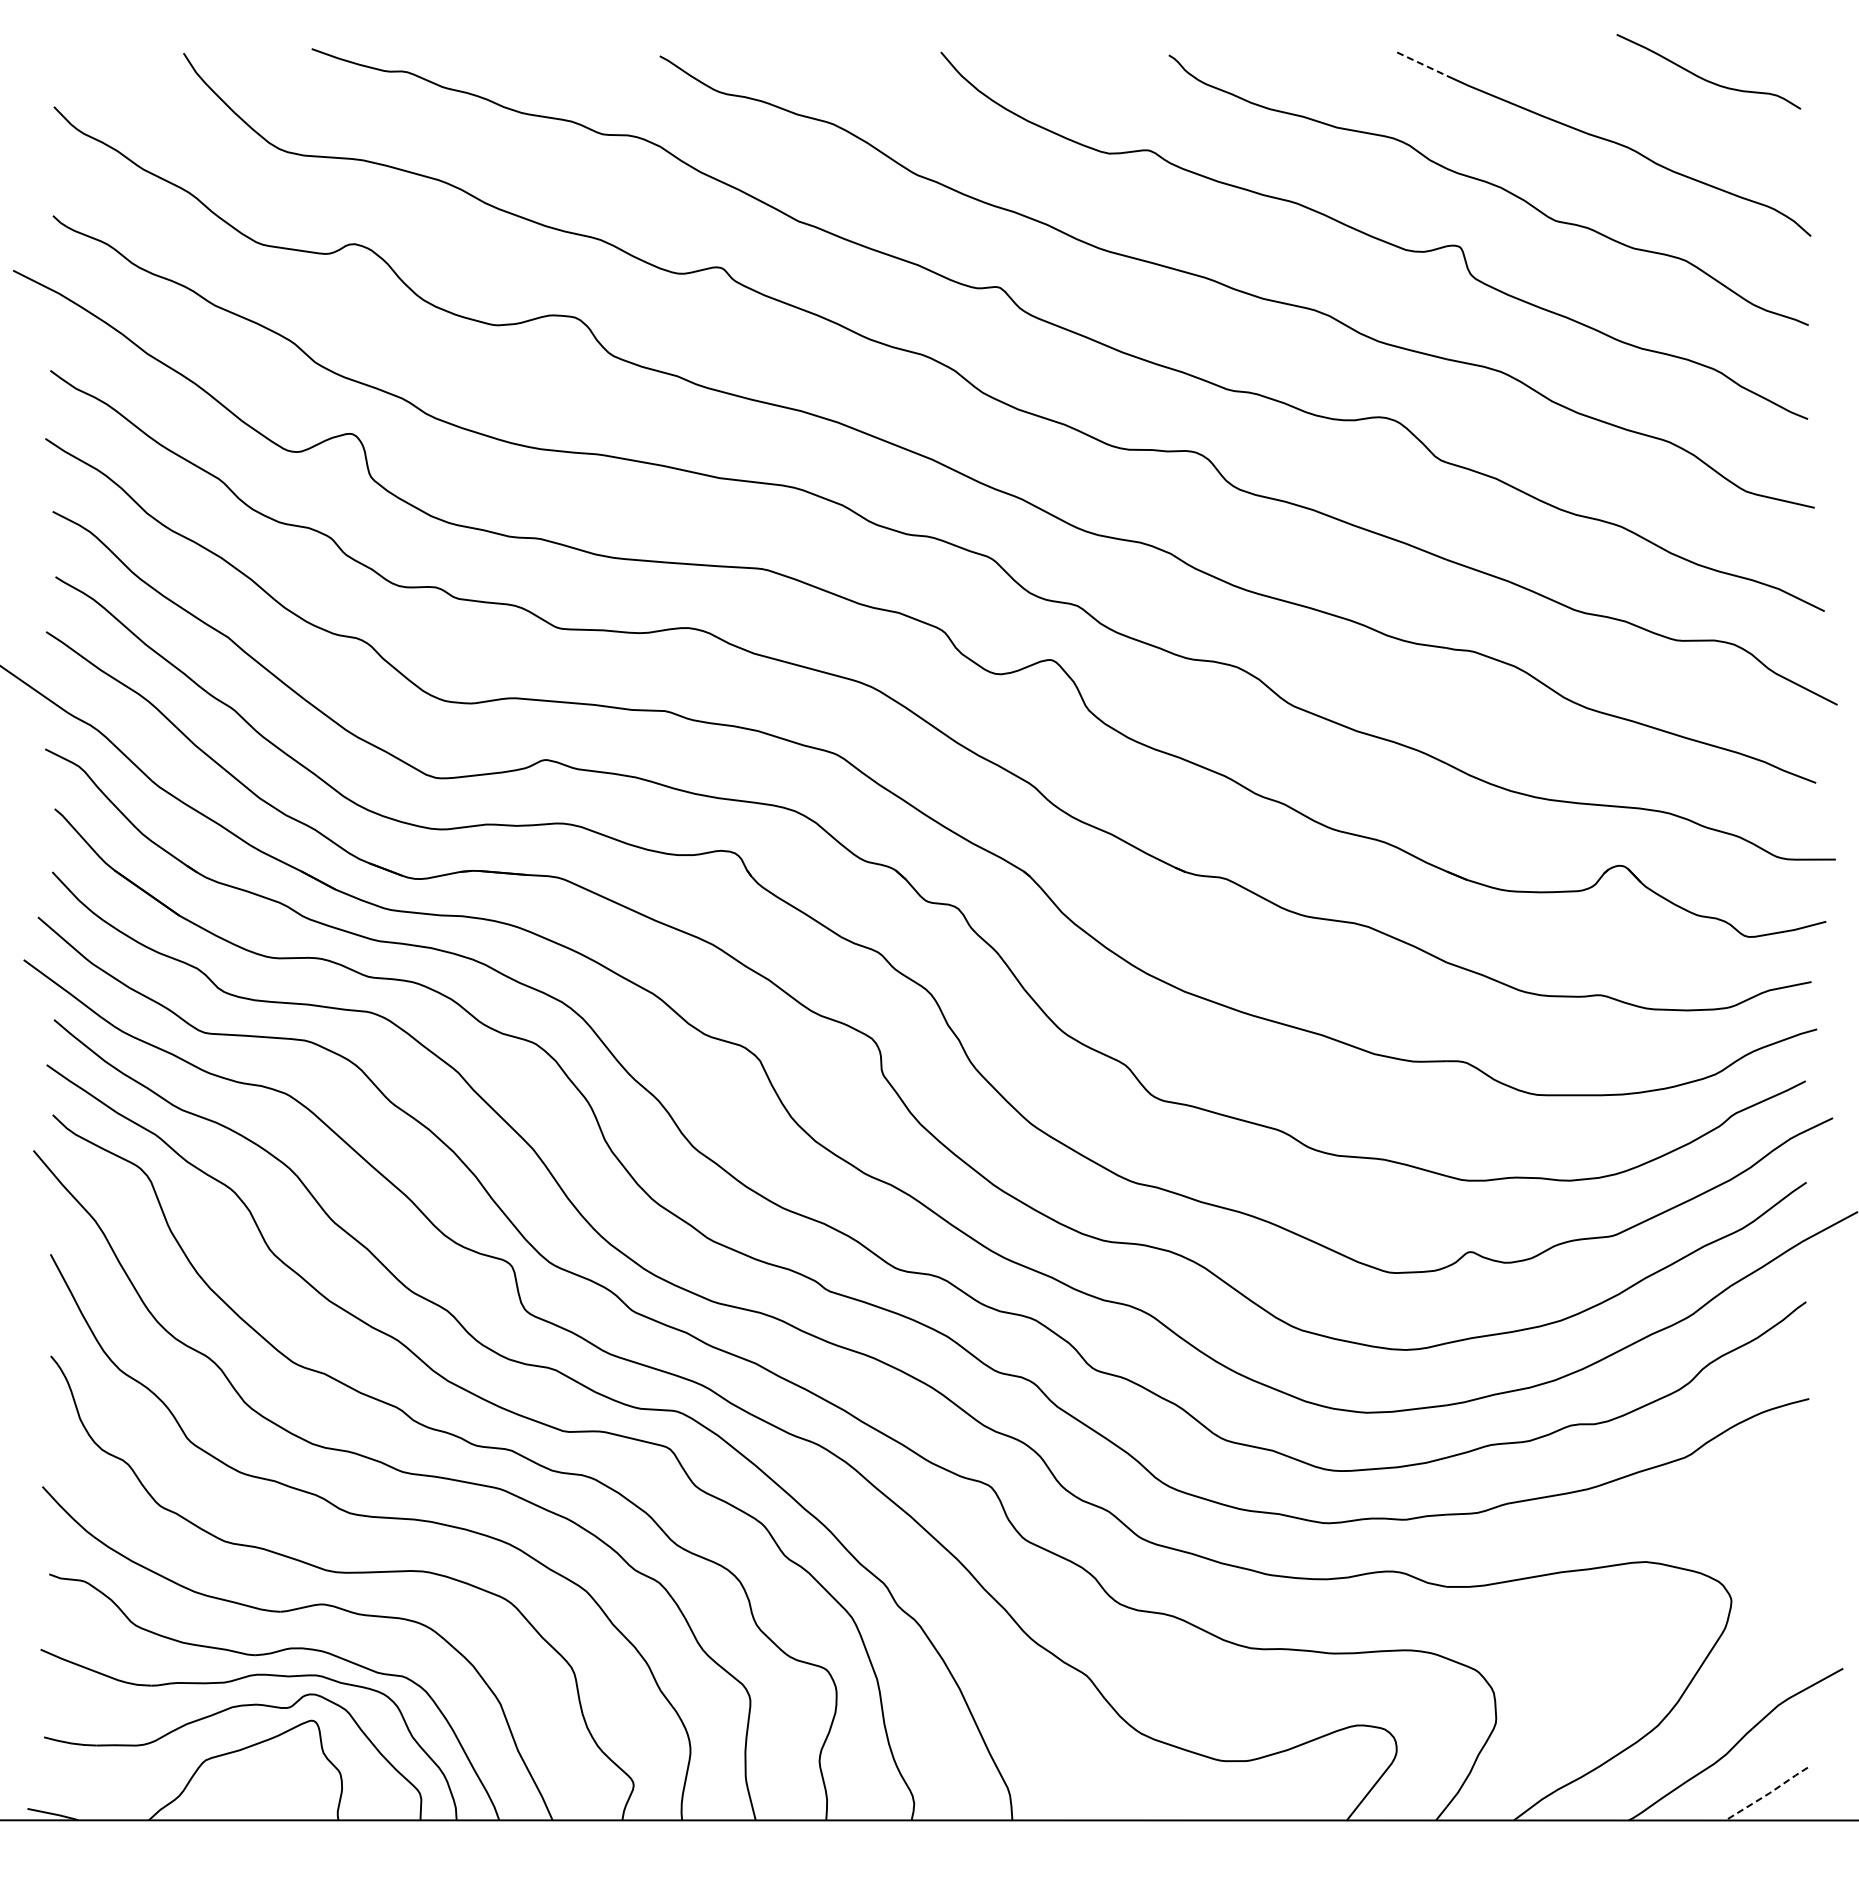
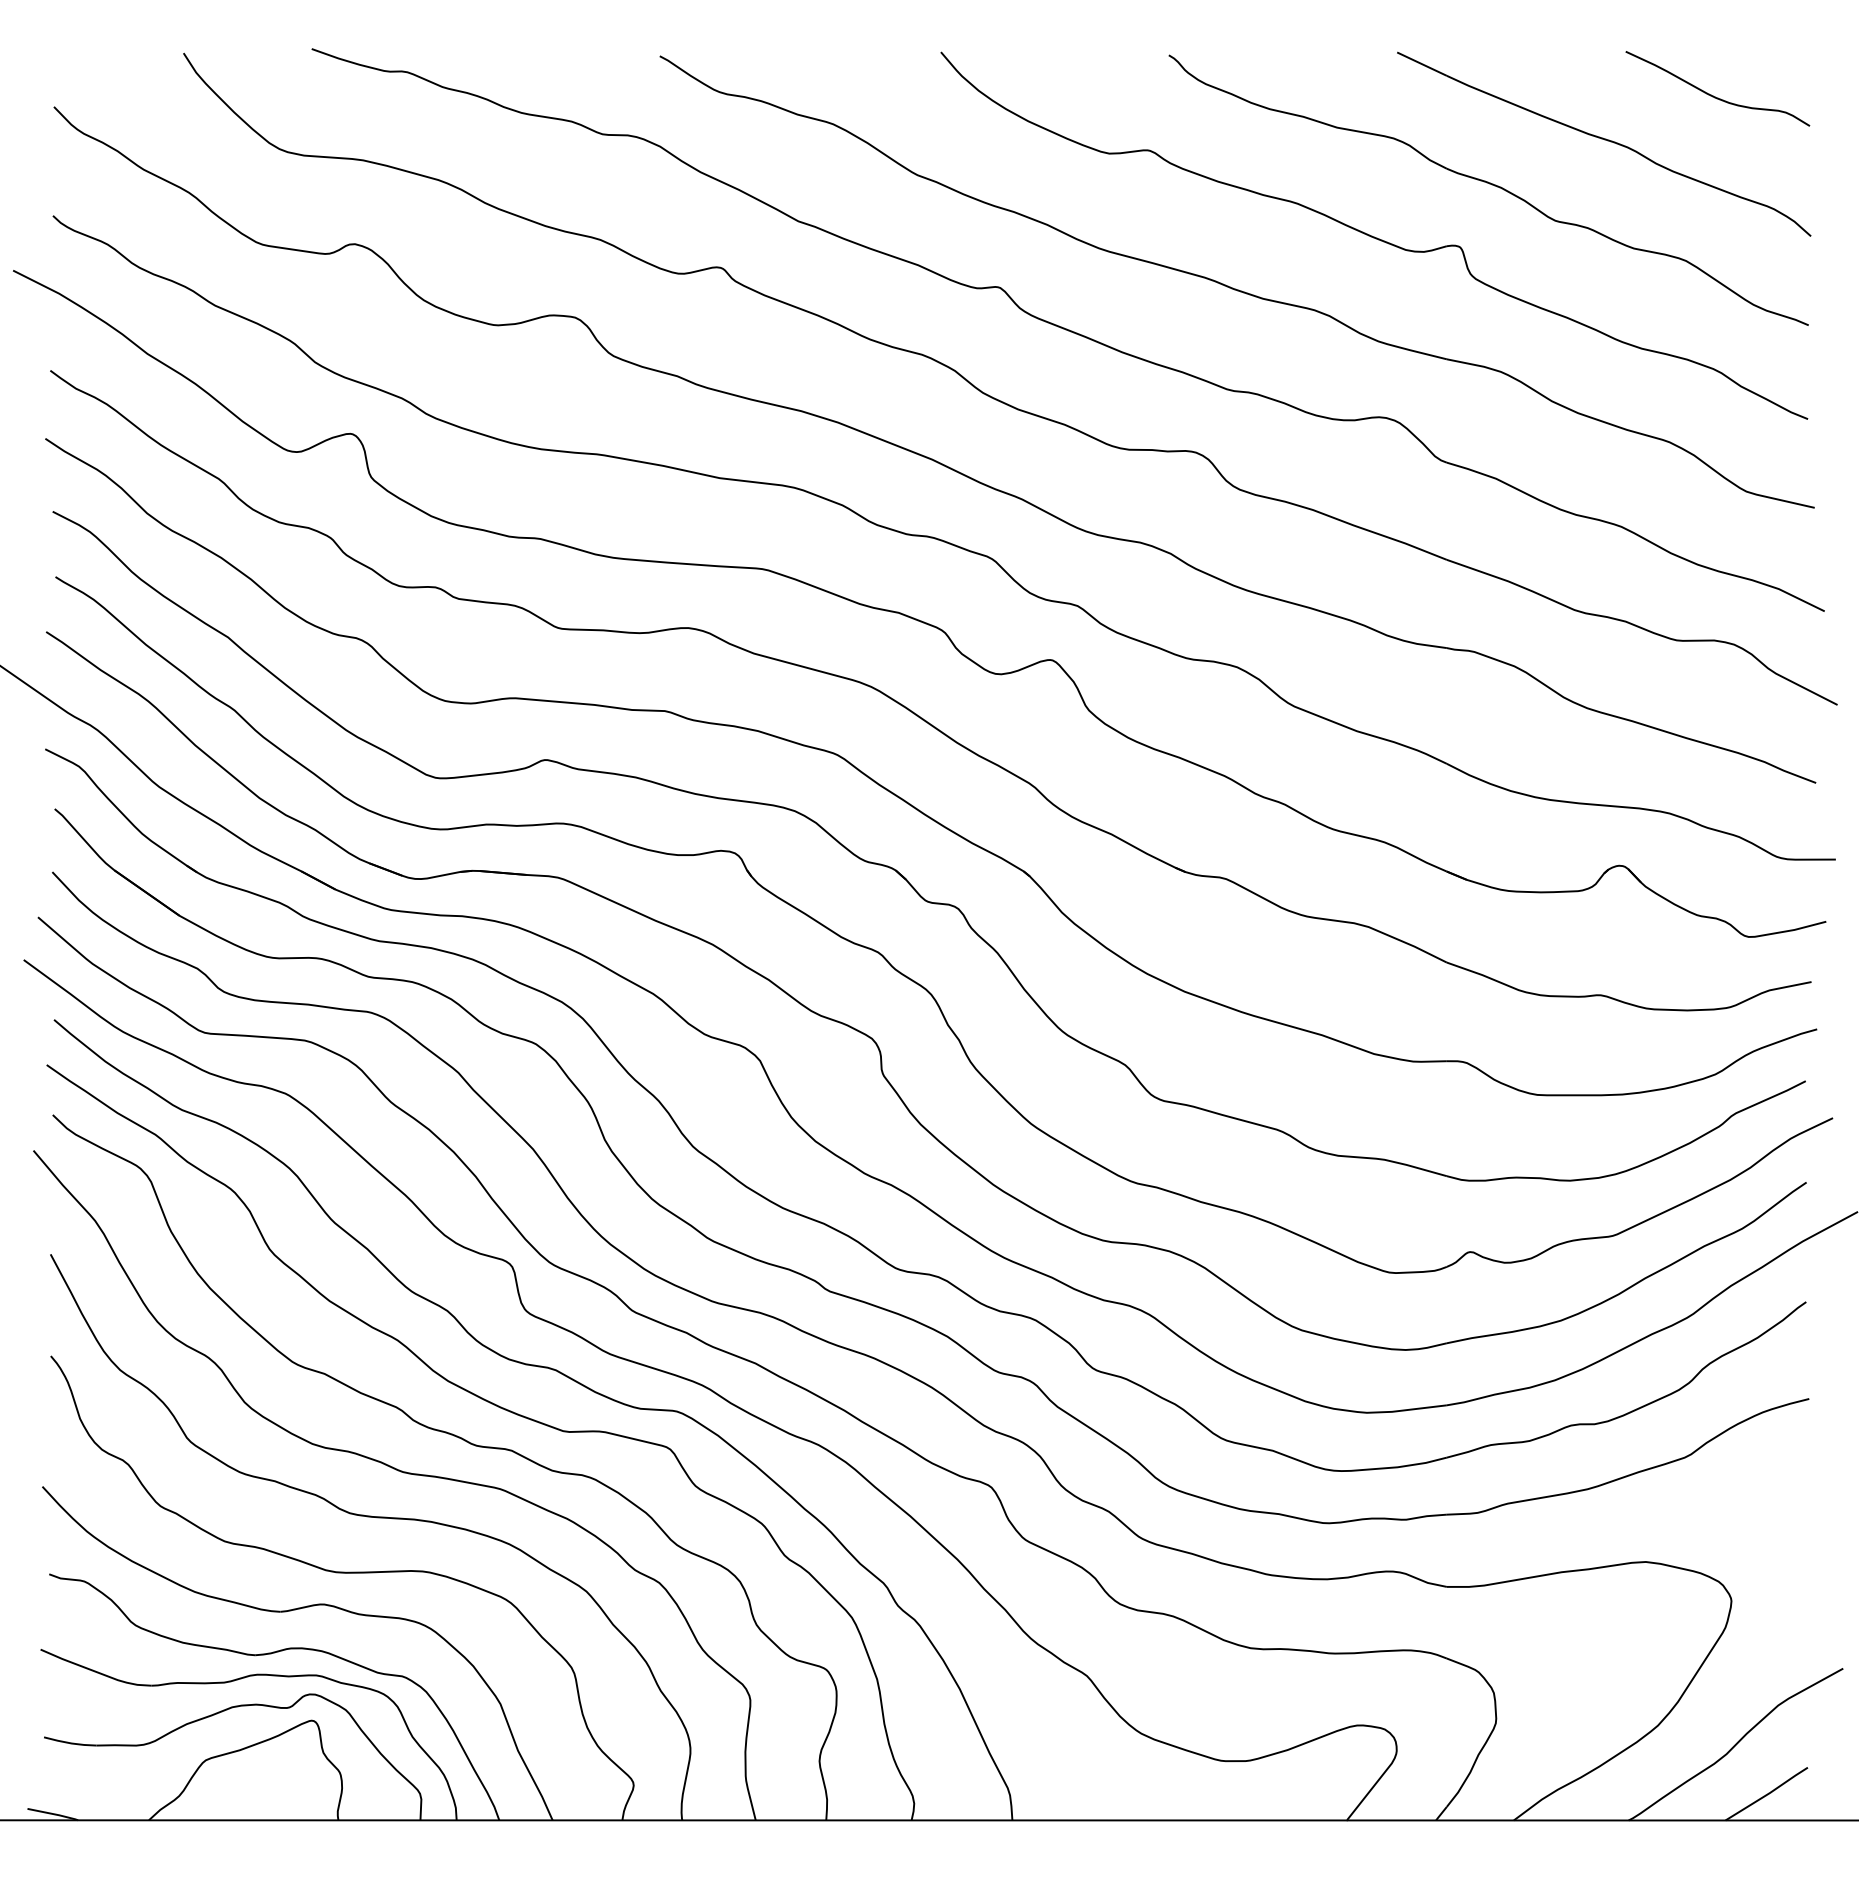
line: dashed -> solid (1422, 64)
curve position: (1704, 78) -> (1713, 95) (1713, 95)
line: dashed -> solid (1767, 1794)
